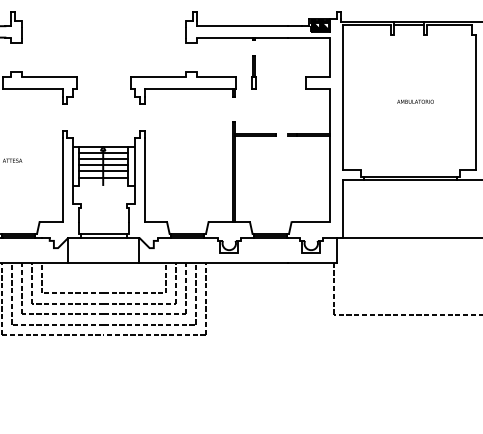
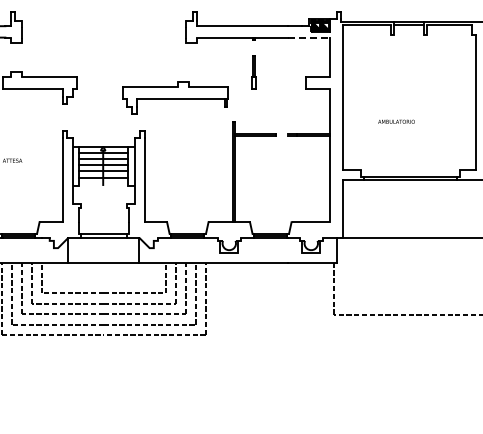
line: solid -> dashed (308, 37)
part position: (183, 87) -> (175, 97) (175, 97)
text position: (415, 101) -> (396, 121) (396, 121)
